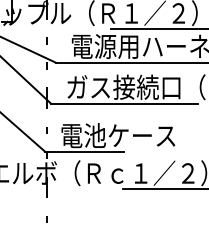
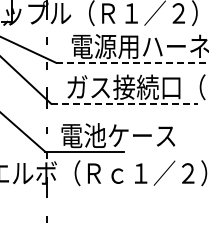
line: present -> none (158, 29)
line: solid -> dashed (132, 62)
line: solid -> dashed (124, 103)
line: present -> none (163, 189)
